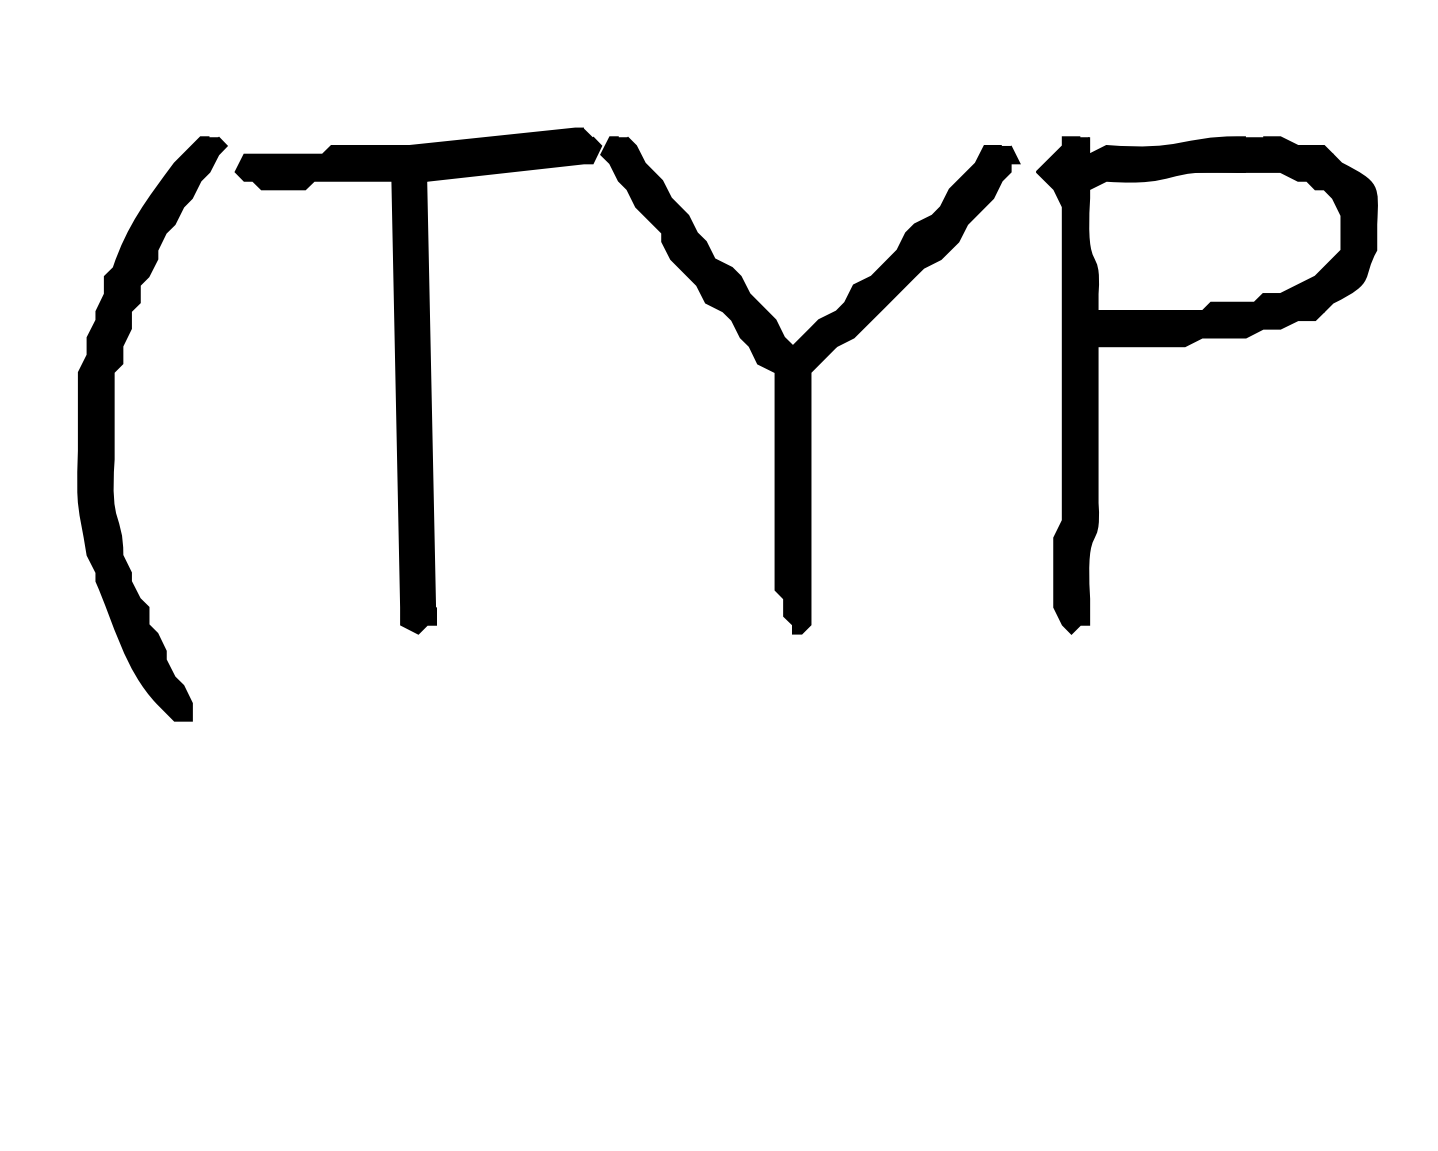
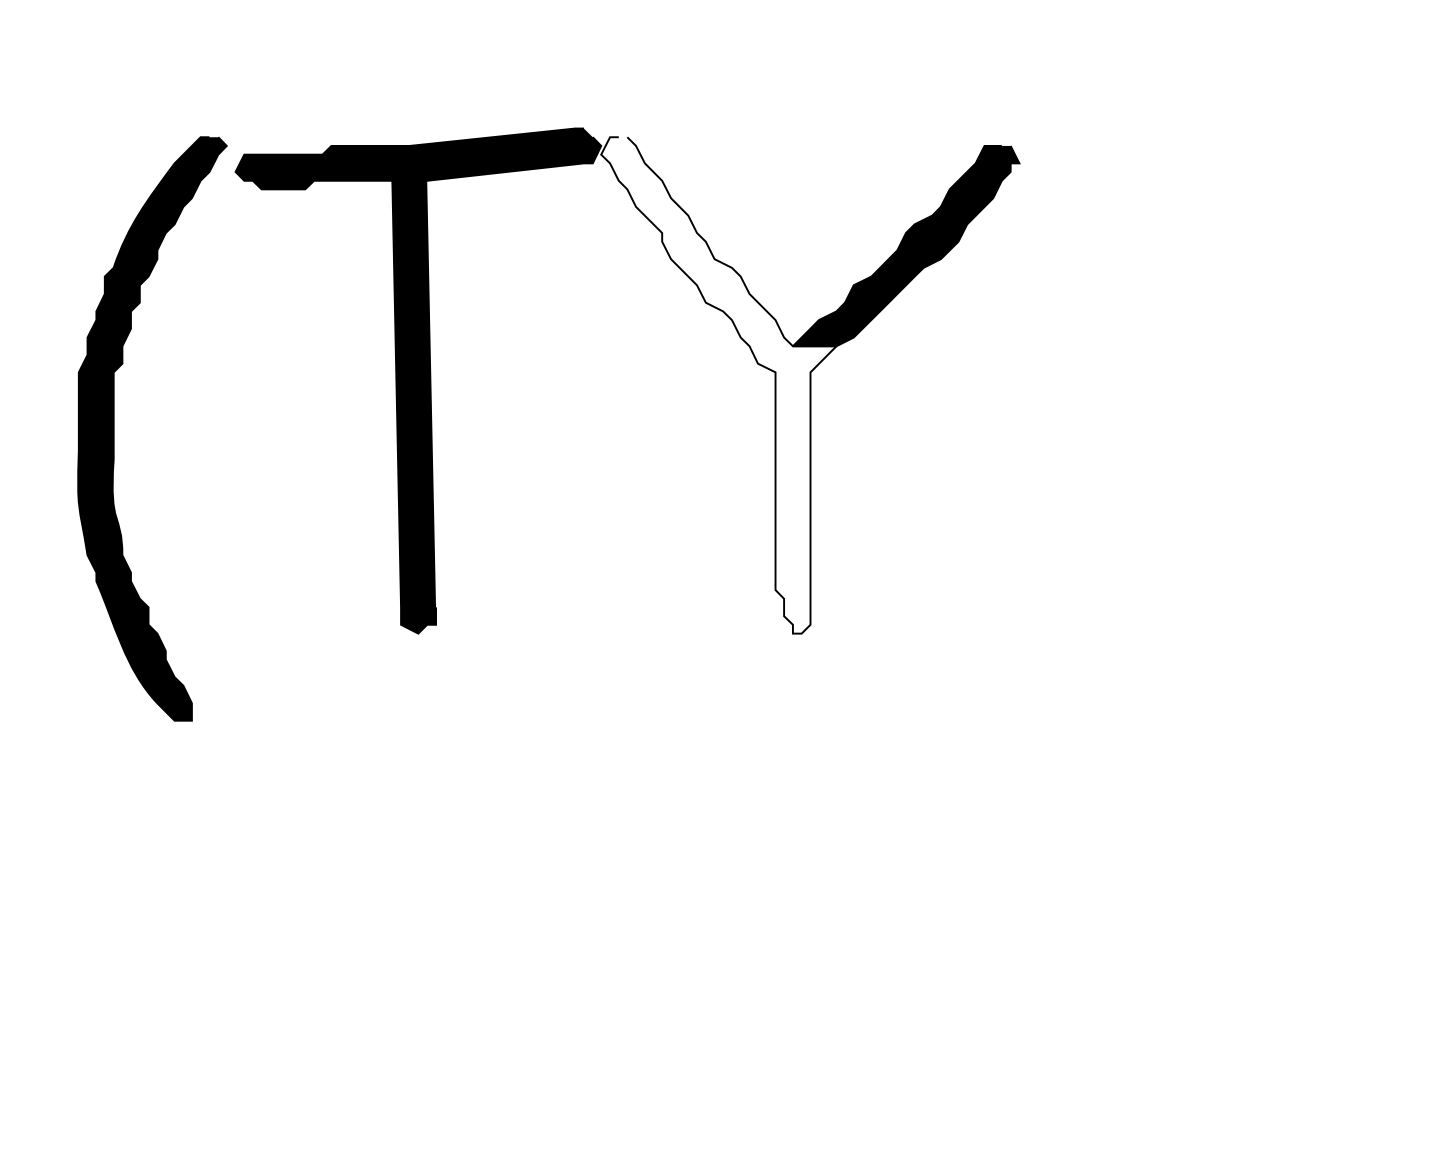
part: present -> none (1186, 346)
fill: present -> none (718, 385)
